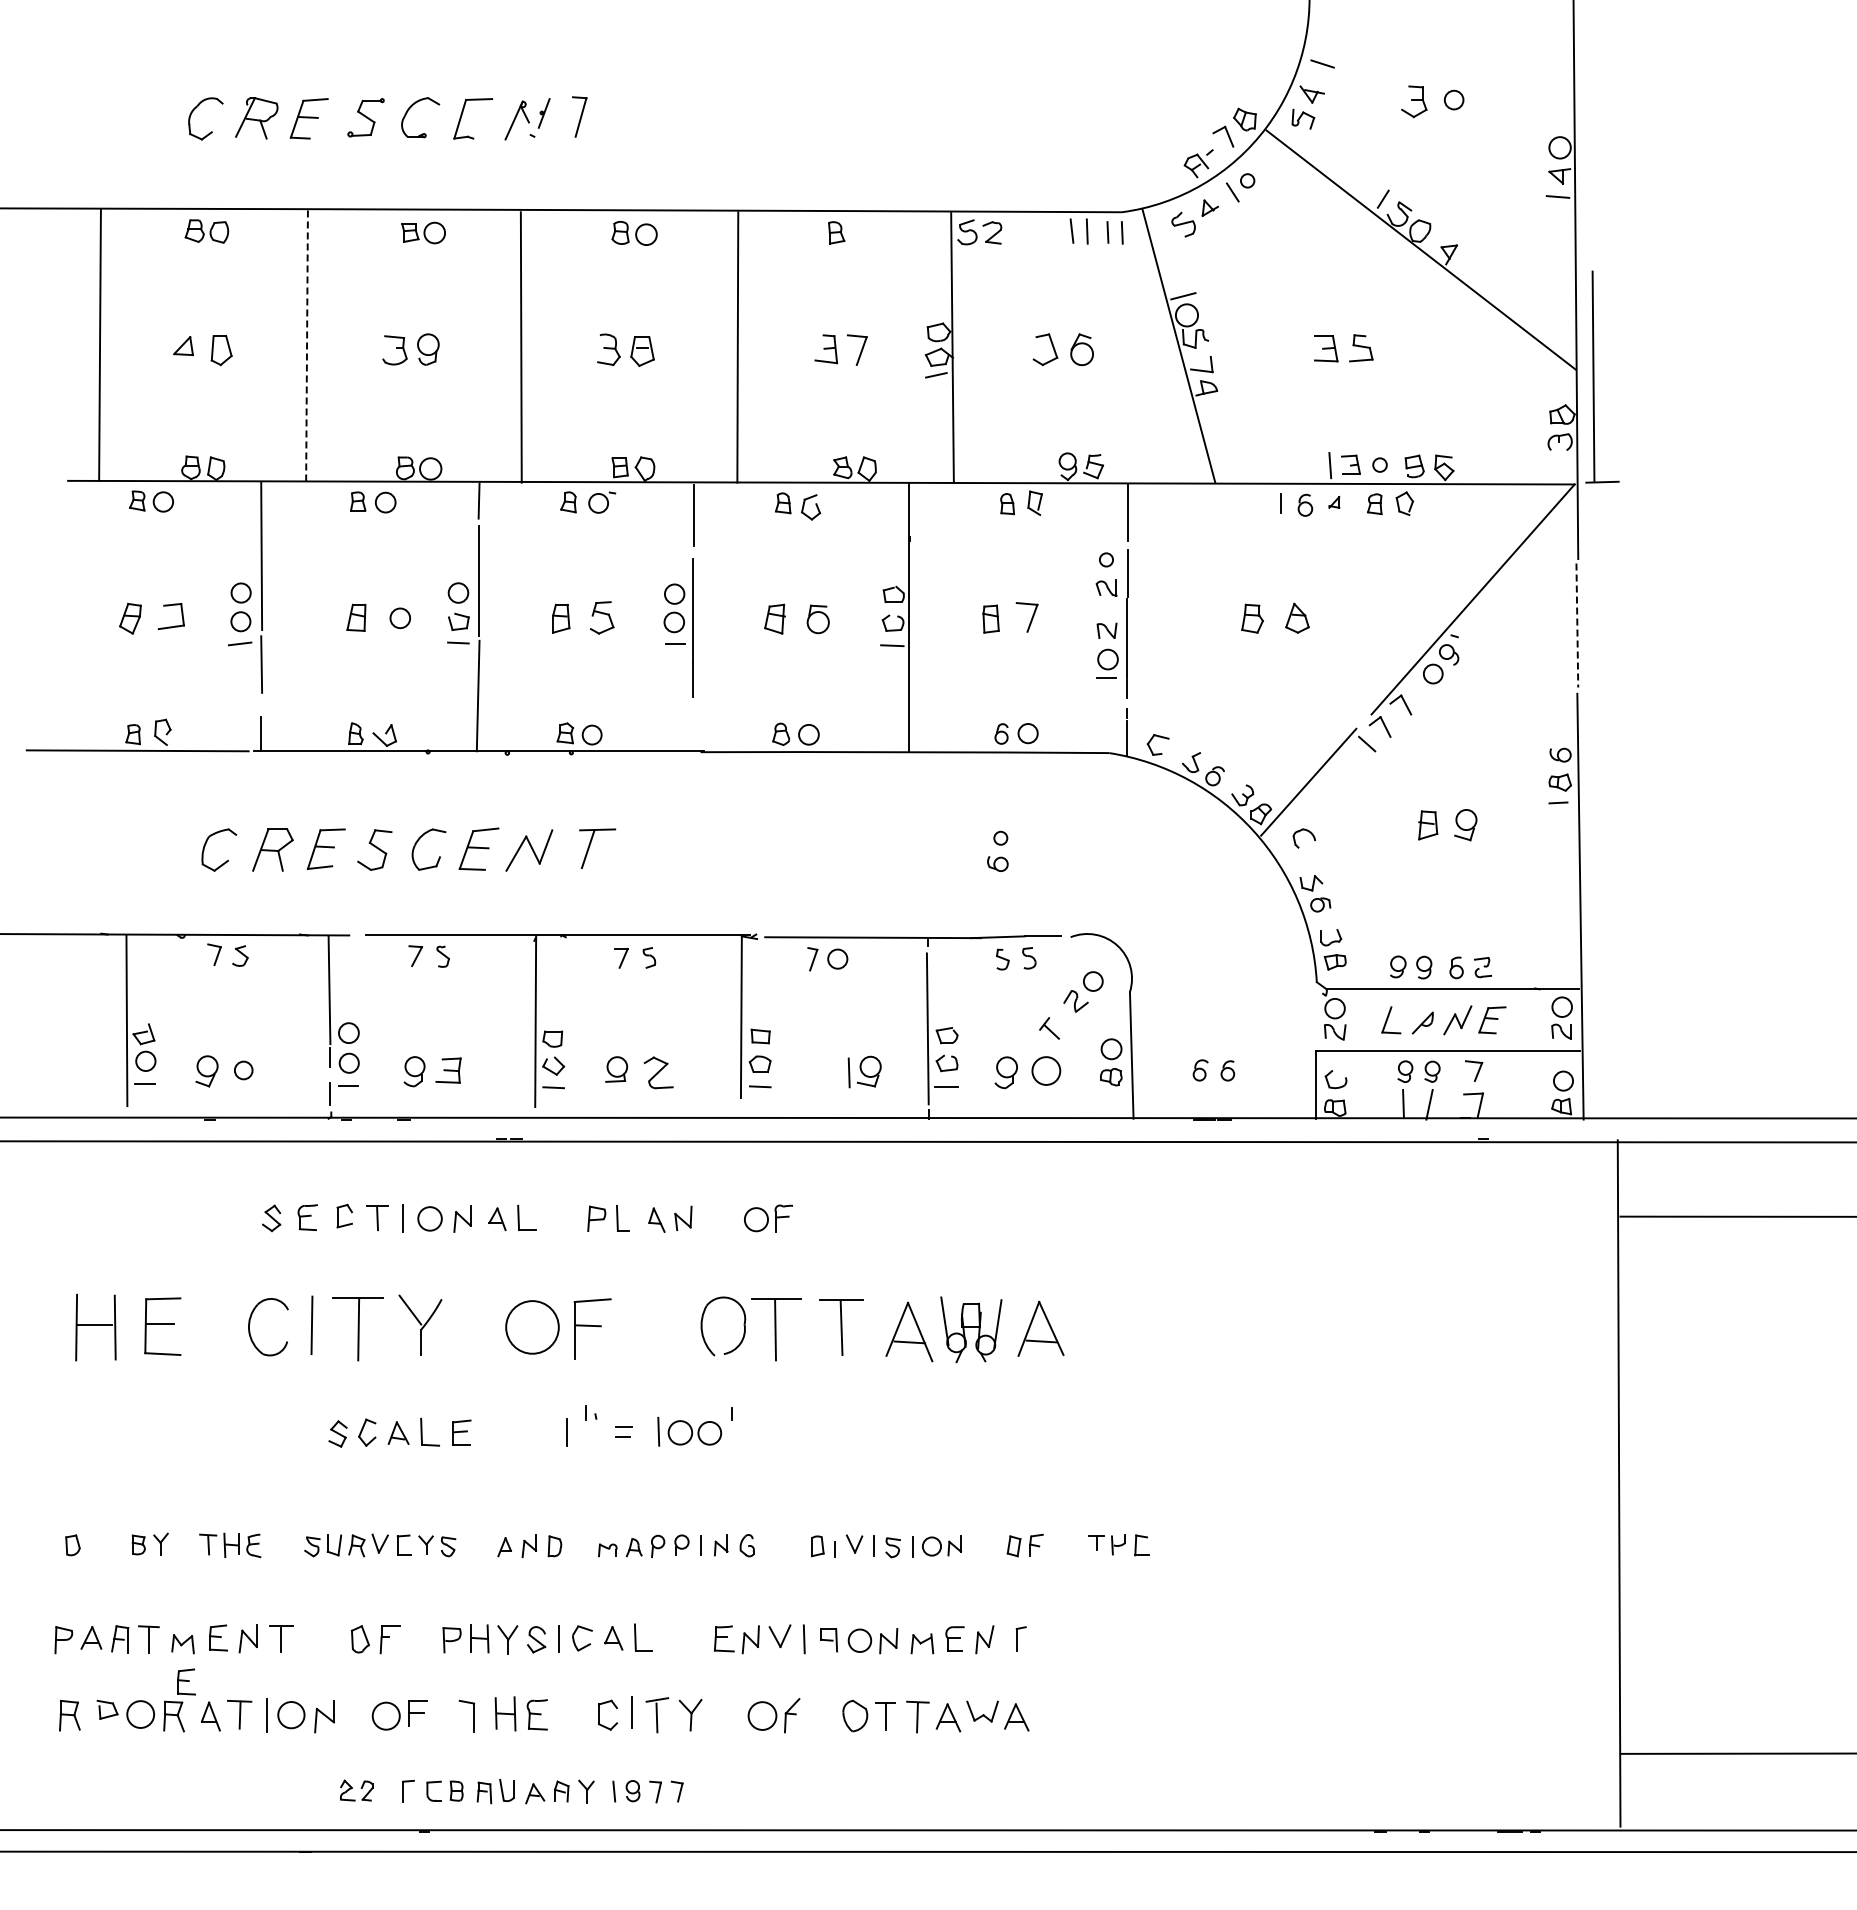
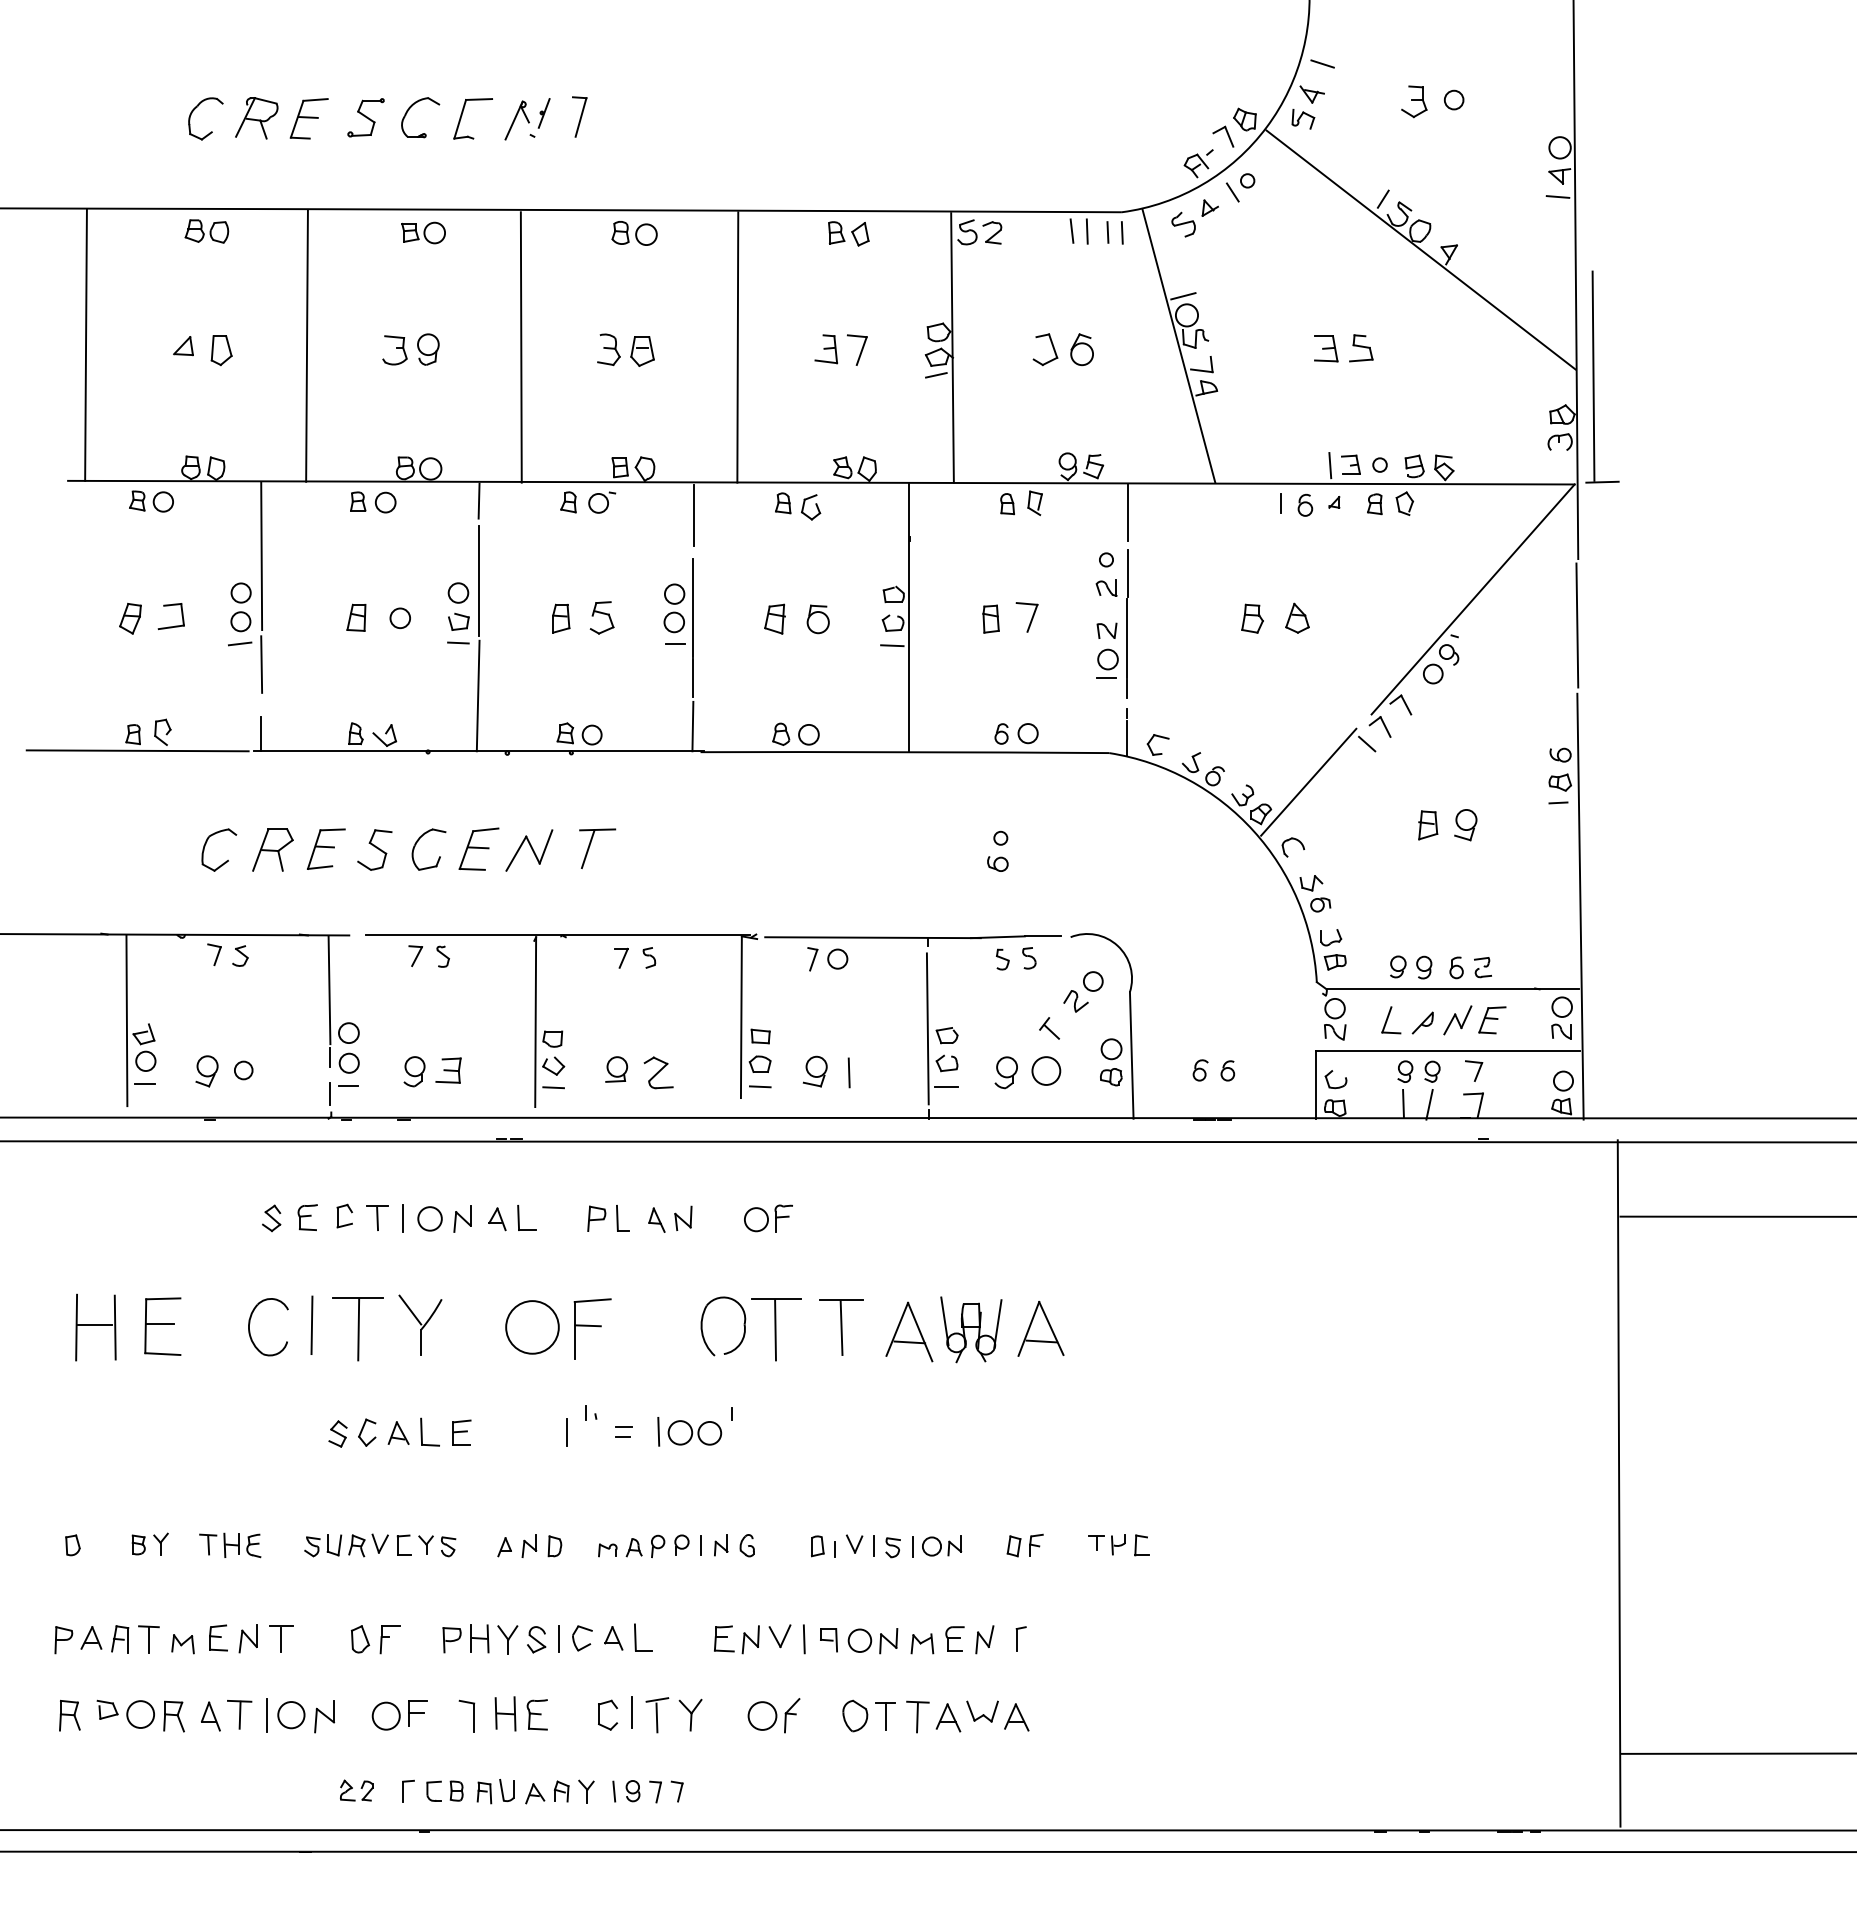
part: none -> present (860, 234)
line position: (99, 344) -> (85, 344) (85, 344)
line: dashed -> solid (307, 346)
line: dashed -> solid (1577, 625)
line: none -> present (692, 726)
part position: (1308, 832) -> (1297, 841) (1297, 841)
part position: (868, 1071) -> (814, 1071) (814, 1071)
part: present -> none (186, 1681)
